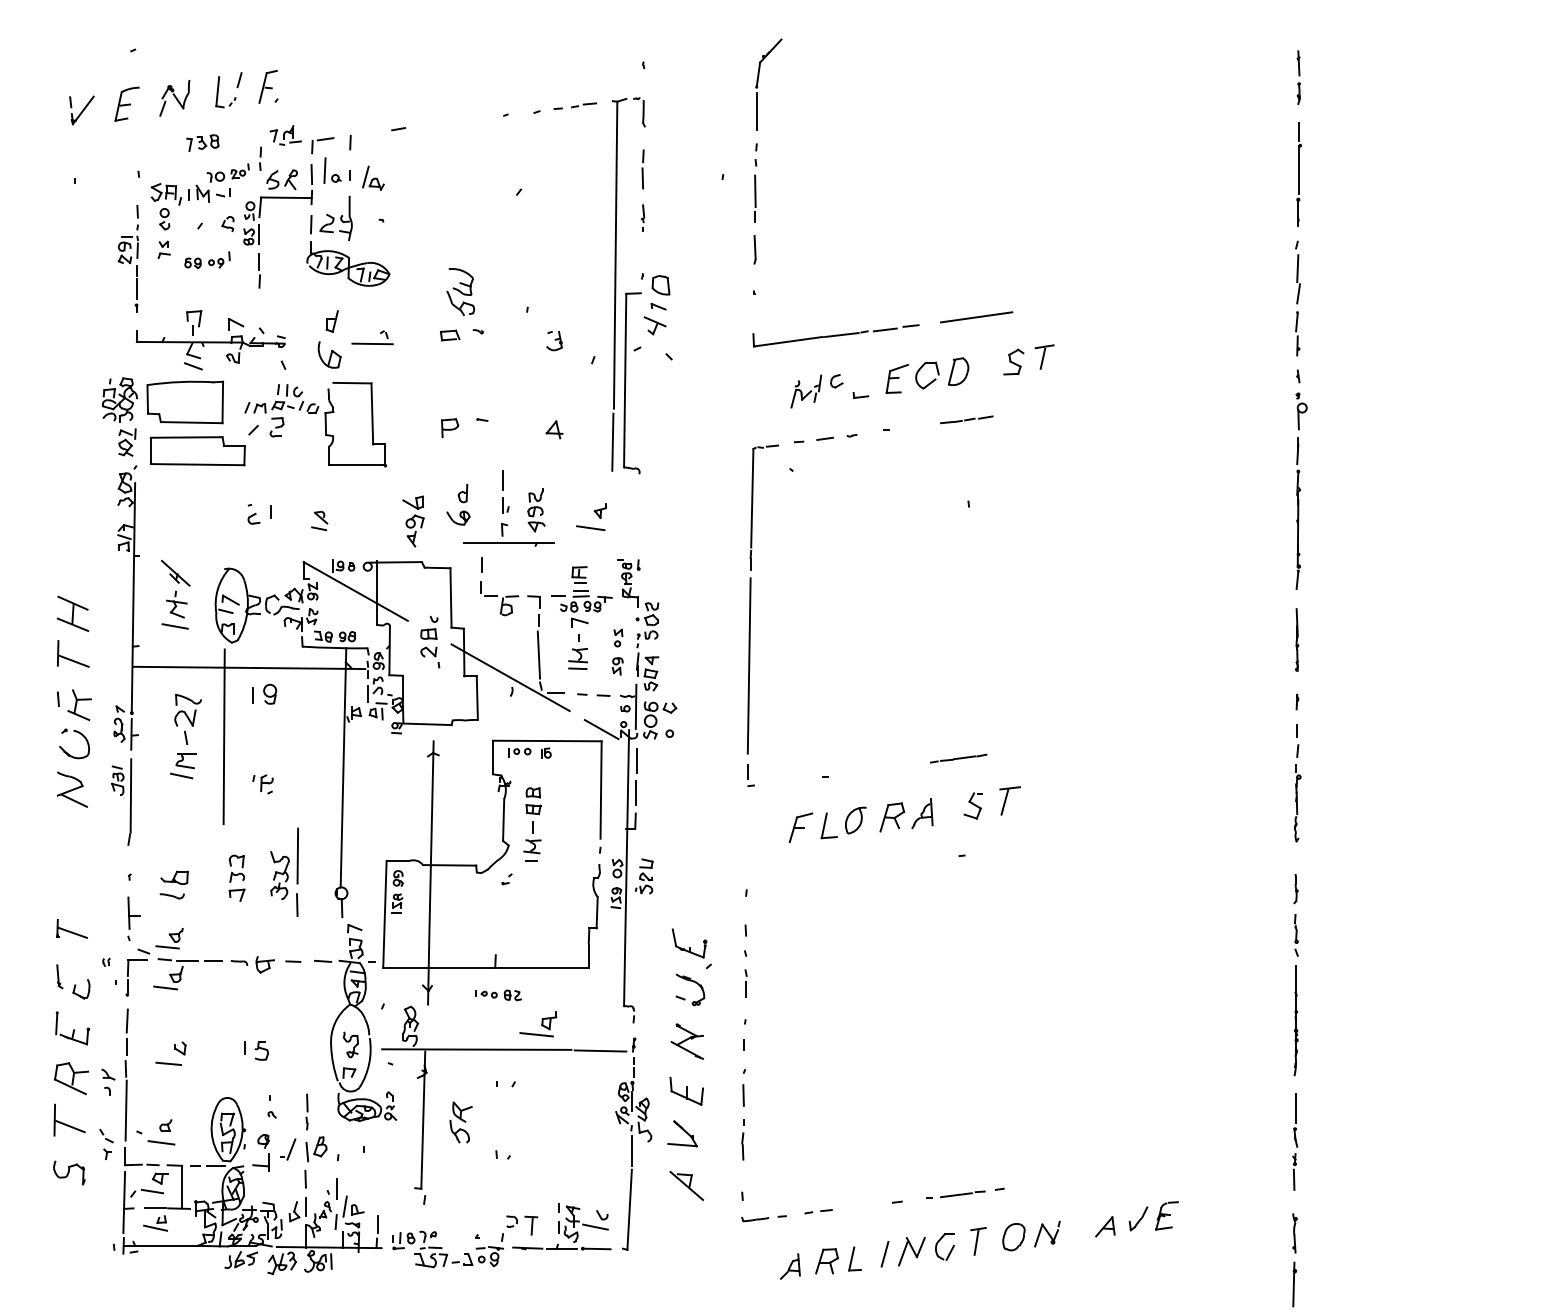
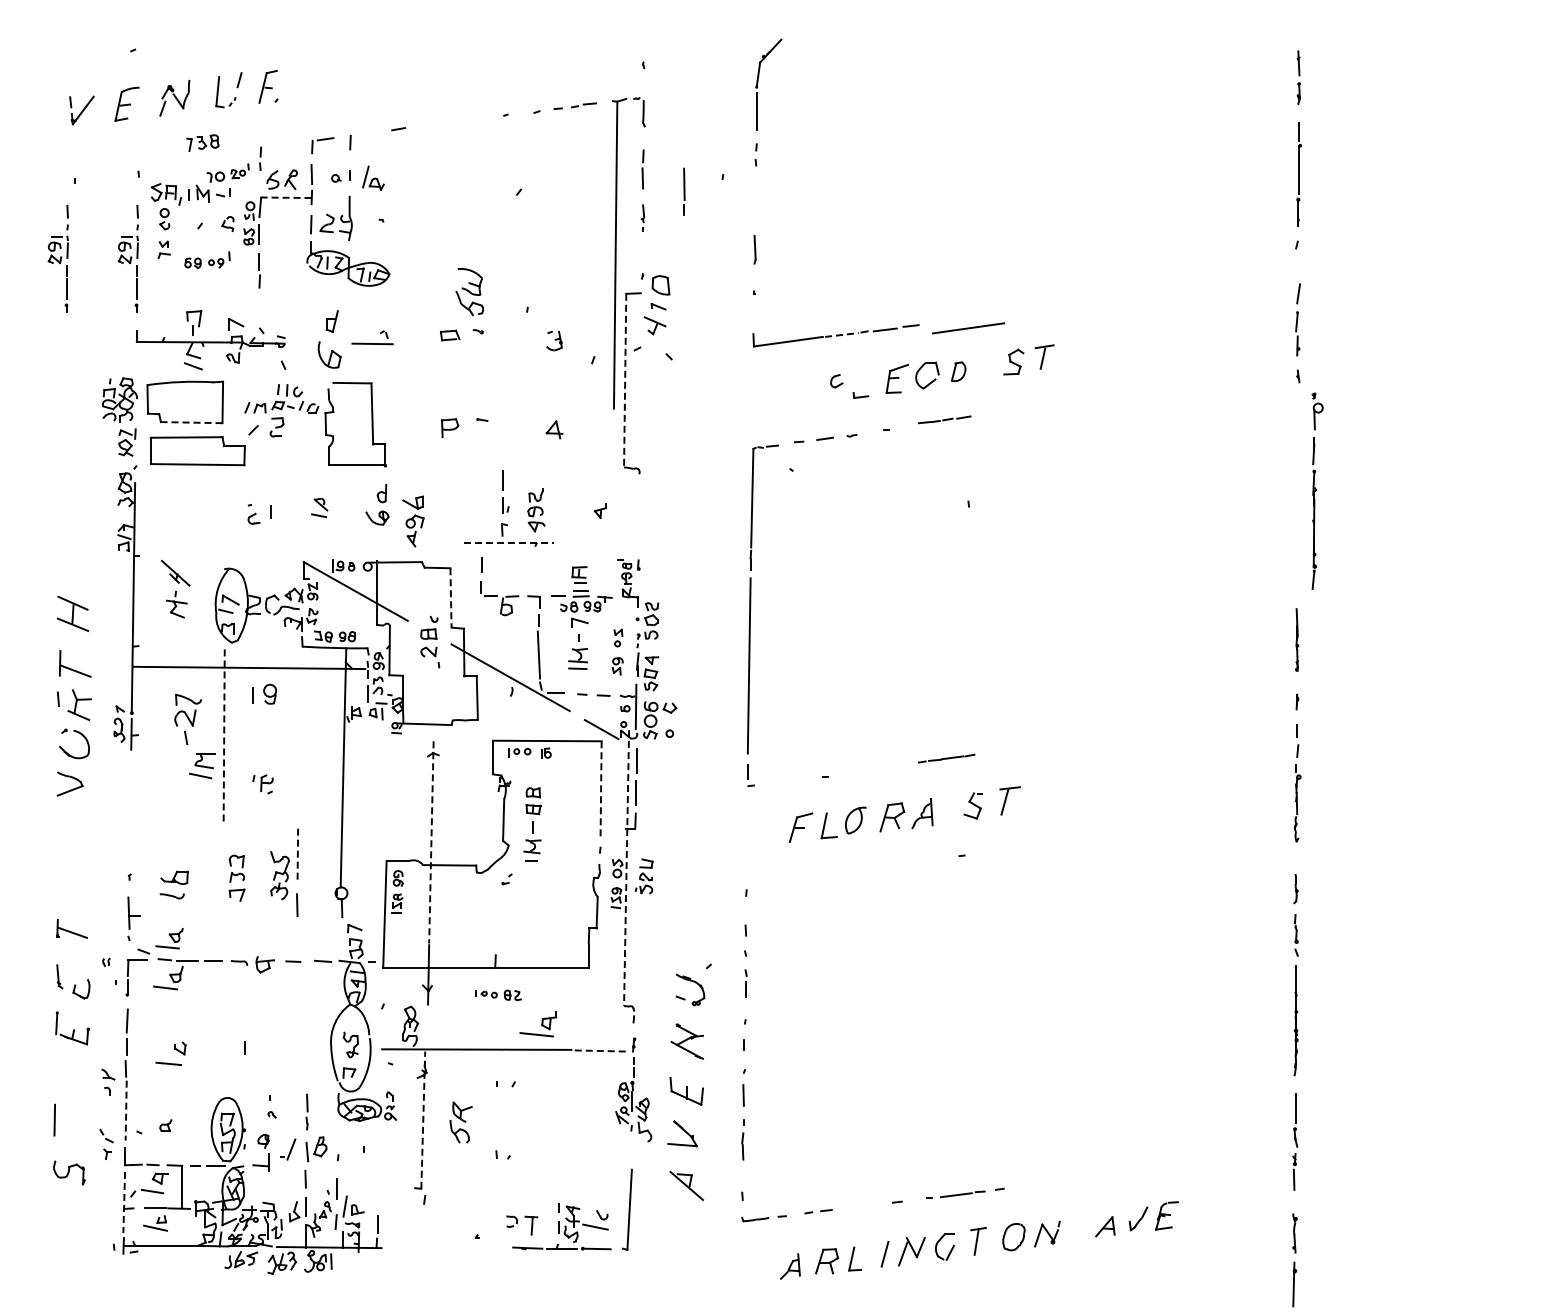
part: present -> none (285, 135)
line: present -> none (324, 170)
line: solid -> dashed (285, 197)
line position: (755, 198) -> (684, 191) (684, 191)
part: none -> present (57, 258)
line: present -> none (1297, 268)
part position: (460, 292) -> (469, 292) (469, 292)
line position: (976, 317) -> (968, 328) (968, 328)
line: solid -> dashed (841, 335)
part size: 22x30 px -> 16x22 px (958, 371)
line: solid -> dashed (625, 380)
part: present -> none (806, 391)
line position: (966, 419) -> (944, 419) (944, 419)
line: solid -> dashed (191, 422)
line: present -> none (612, 441)
part position: (1301, 490) -> (1317, 490) (1317, 490)
part position: (458, 504) -> (377, 504) (377, 504)
part position: (319, 520) -> (319, 507) (319, 507)
line: present -> none (590, 528)
line: solid -> dashed (509, 543)
line: solid -> dashed (451, 597)
line: present -> none (174, 626)
part position: (72, 659) -> (74, 669) (74, 669)
line: solid -> dashed (224, 737)
line position: (958, 758) -> (946, 758) (946, 758)
part position: (183, 766) -> (202, 766) (202, 766)
line: solid -> dashed (601, 790)
line: present -> none (74, 800)
part: present -> none (121, 801)
line: solid -> dashed (431, 842)
line: solid -> dashed (297, 856)
line: solid -> dashed (626, 868)
part: present -> none (689, 943)
part: present -> none (261, 1050)
line: solid -> dashed (600, 1051)
part: present -> none (71, 1078)
line: solid -> dashed (126, 1110)
line: solid -> dashed (423, 1120)
line: present -> none (70, 1126)
line: present -> none (161, 1142)
line: present -> none (631, 1151)
line: solid -> dashed (124, 1202)
part: present -> none (447, 1249)
